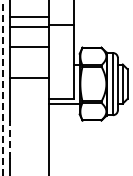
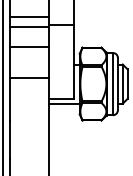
line: dashed -> solid (2, 88)
line: dashed -> solid (10, 140)
